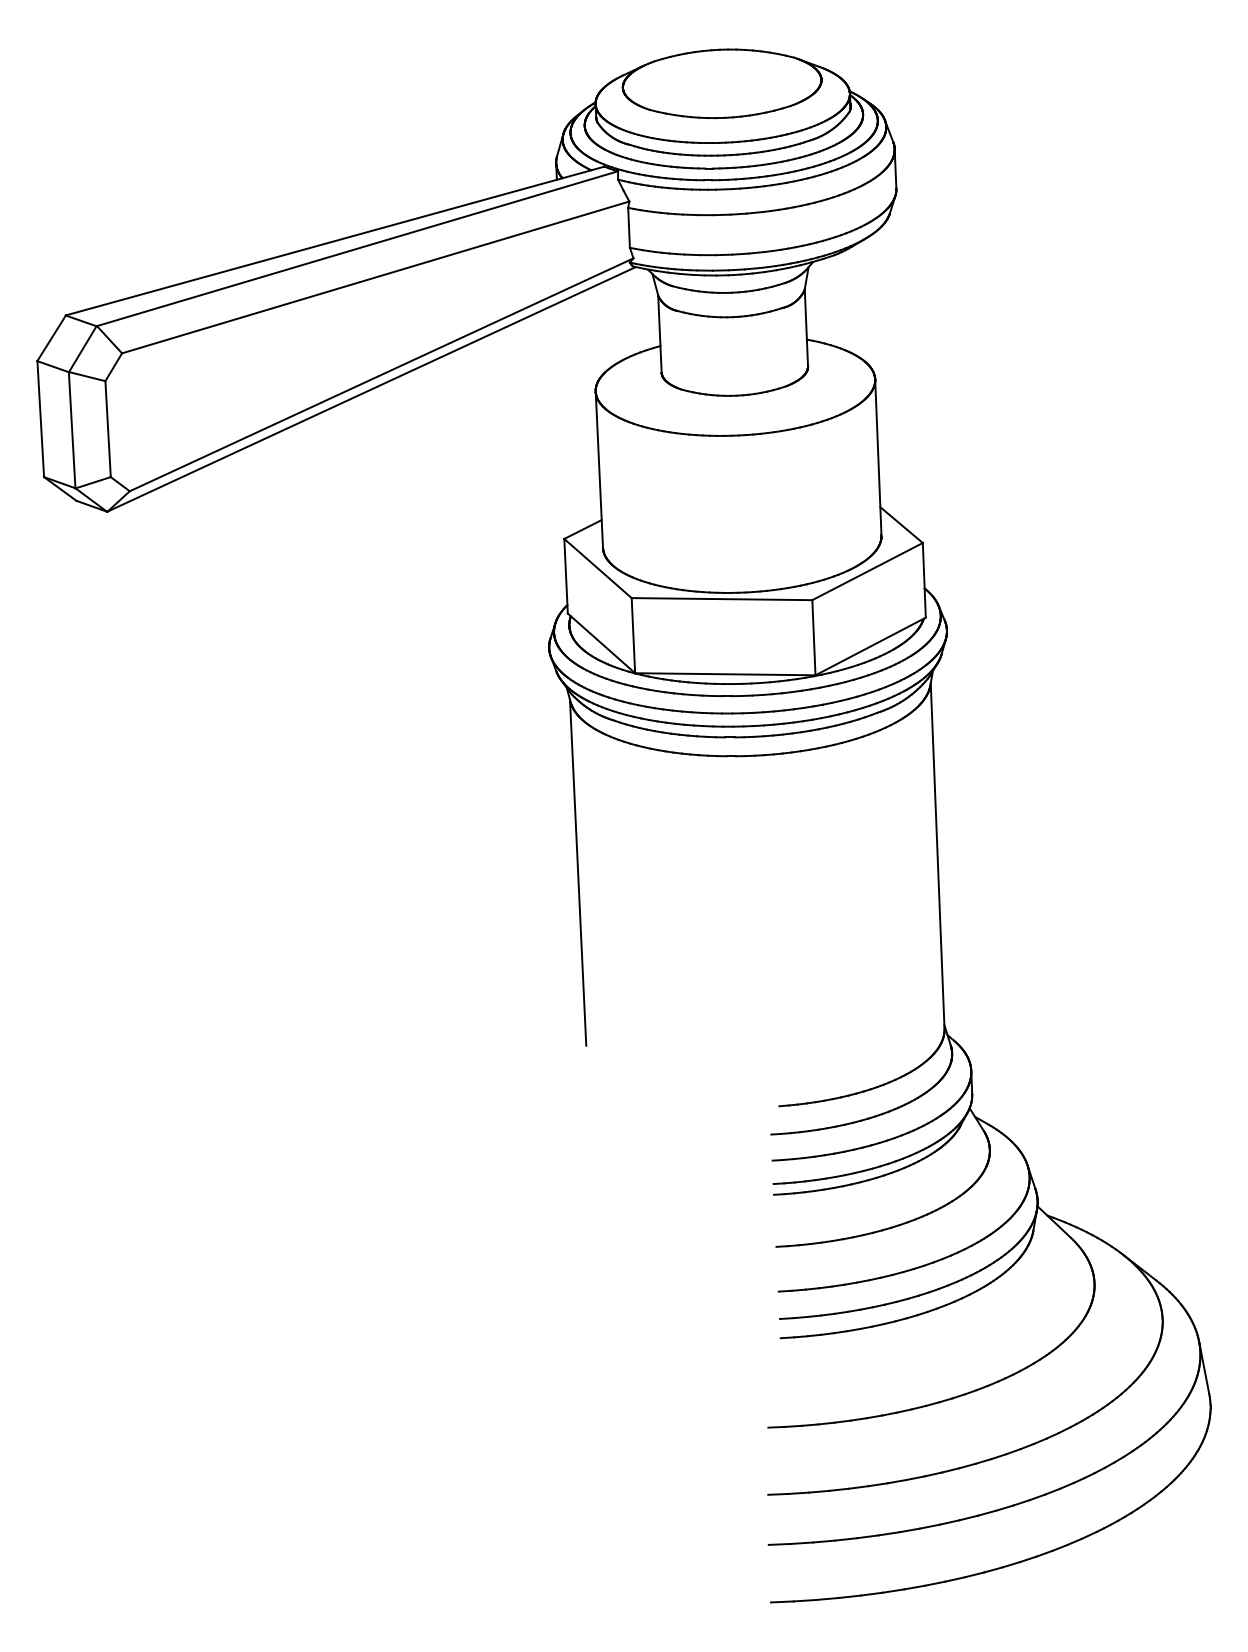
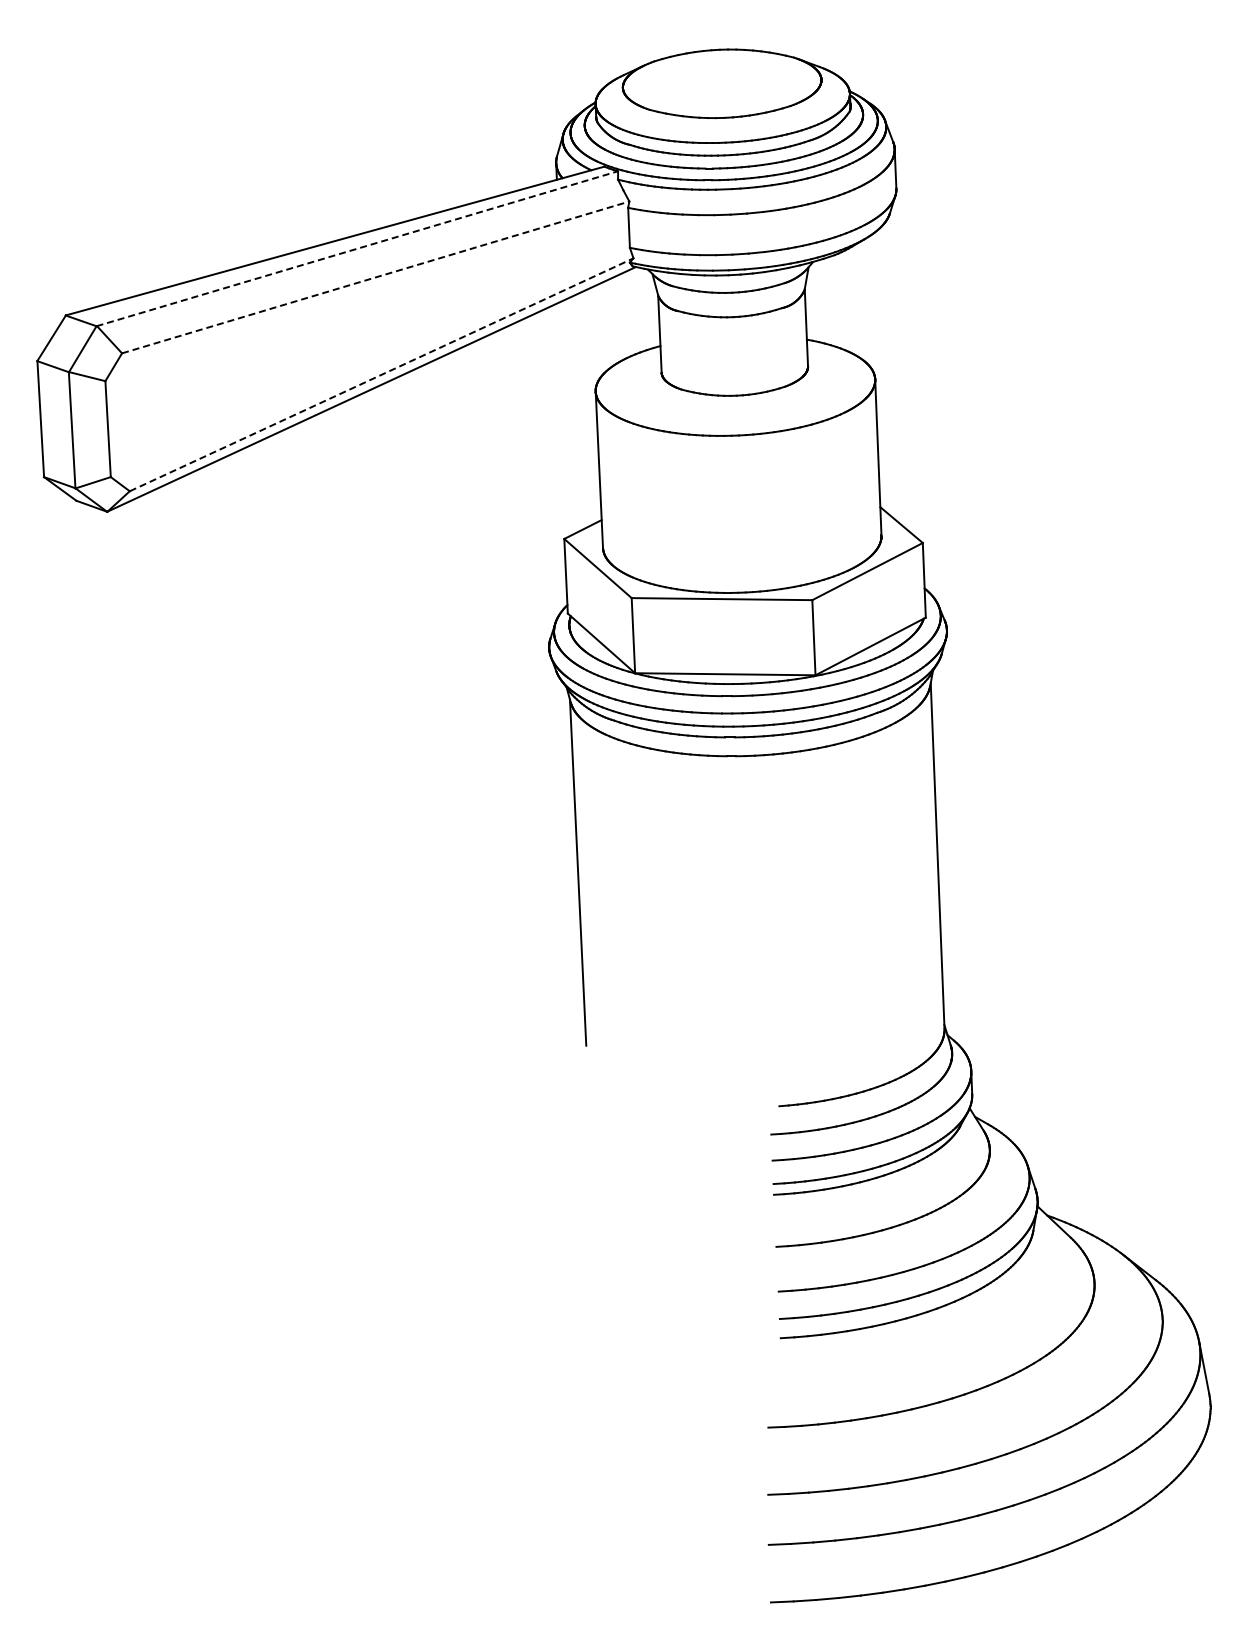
line: solid -> dashed (357, 248)
line: solid -> dashed (375, 277)
line: solid -> dashed (382, 374)
